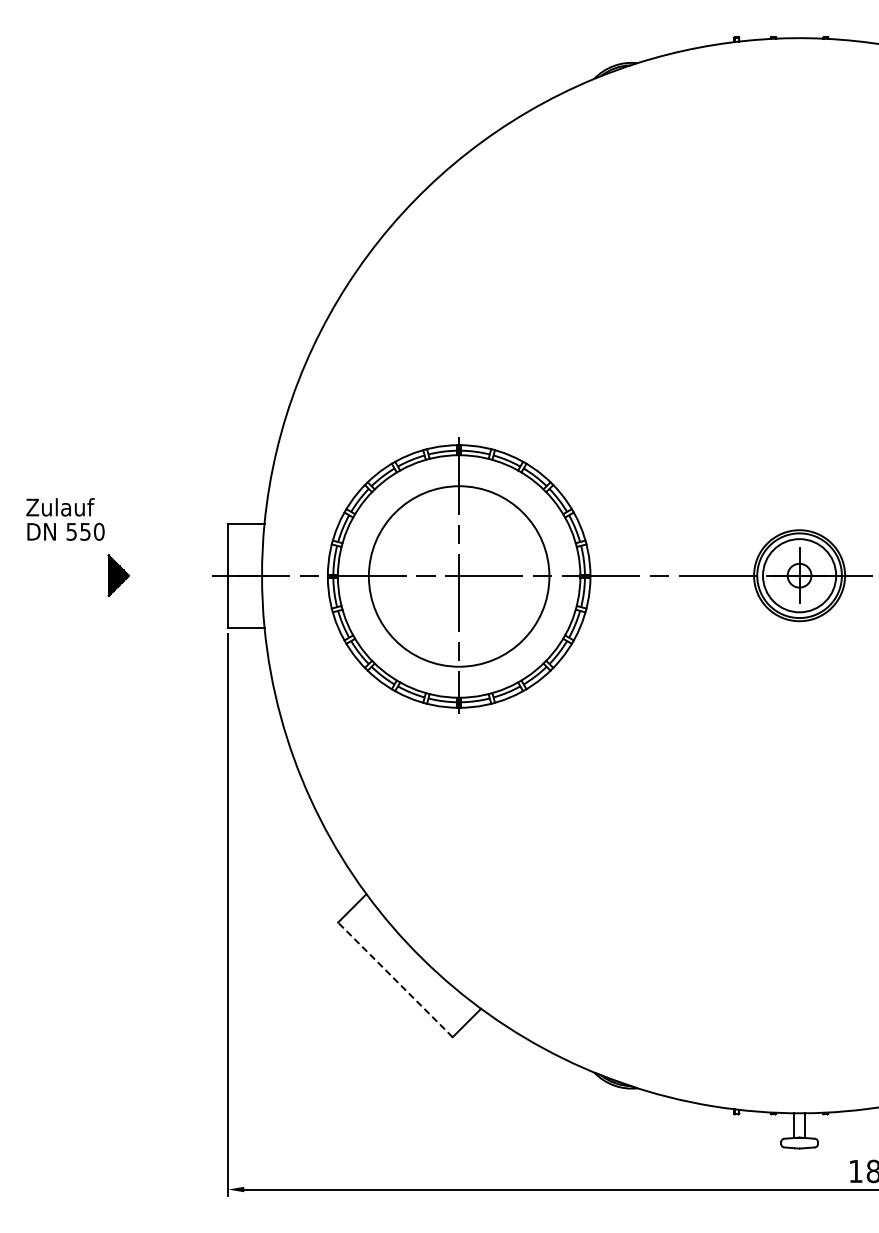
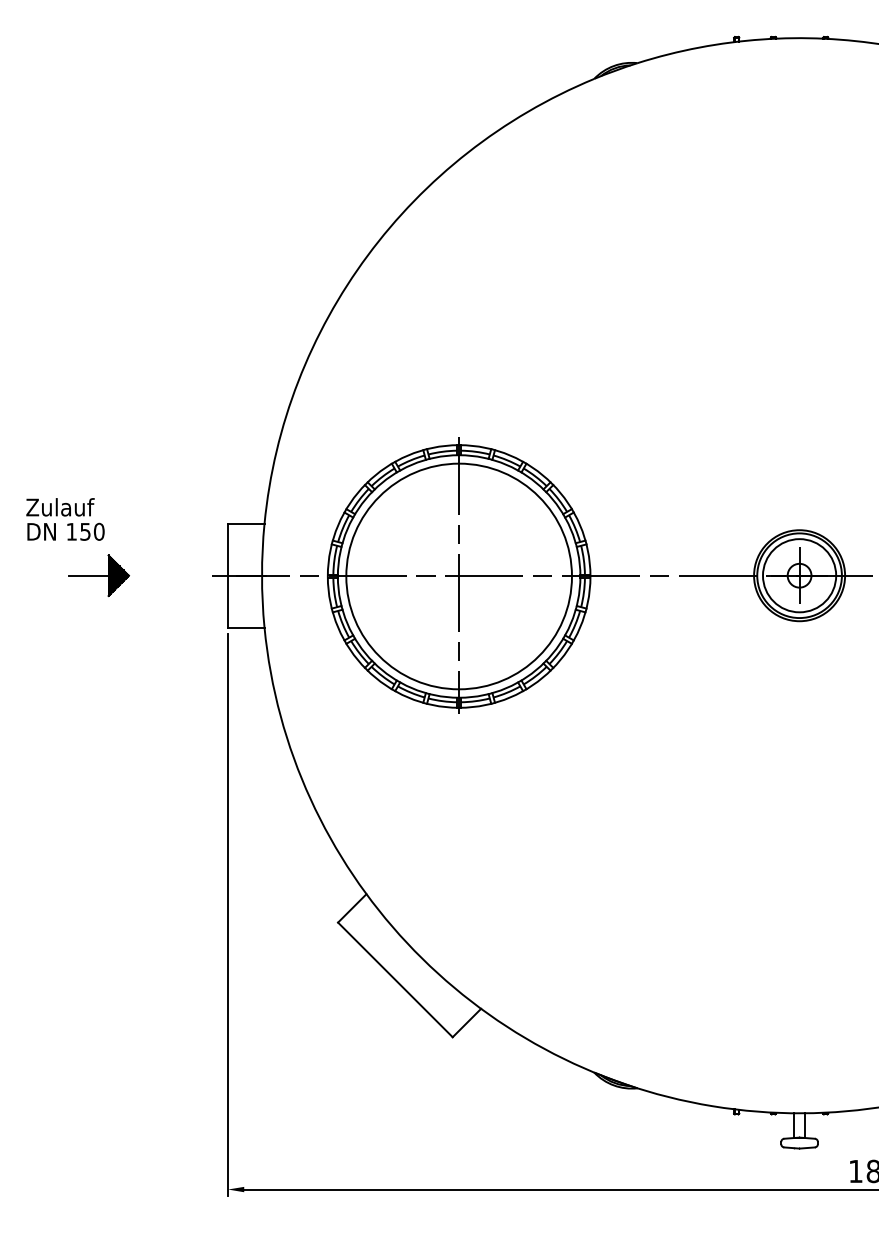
text: 550 -> 150 (71, 531)
line: none -> present (88, 575)
circle diameter: 181 px -> 226 px (458, 576)
line: dashed -> solid (395, 979)
